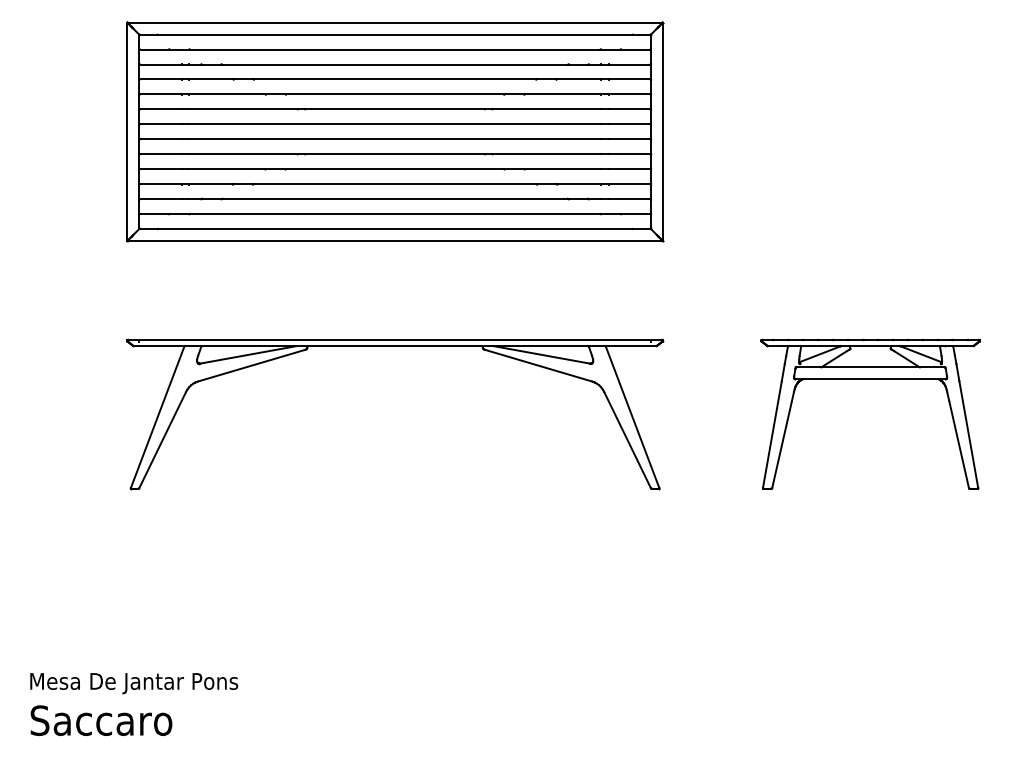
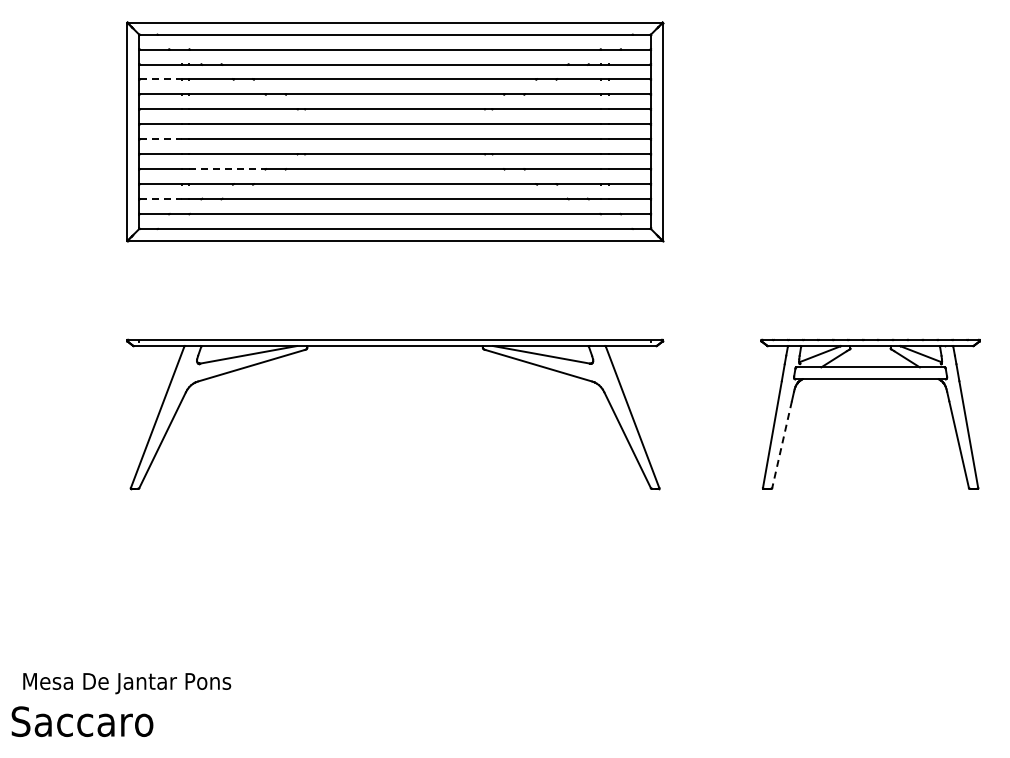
line: solid -> dashed (160, 79)
line: solid -> dashed (160, 139)
line: solid -> dashed (227, 169)
line: solid -> dashed (160, 199)
line: solid -> dashed (782, 444)
text position: (134, 683) -> (127, 683) (127, 683)
text position: (101, 720) -> (82, 721) (82, 721)
